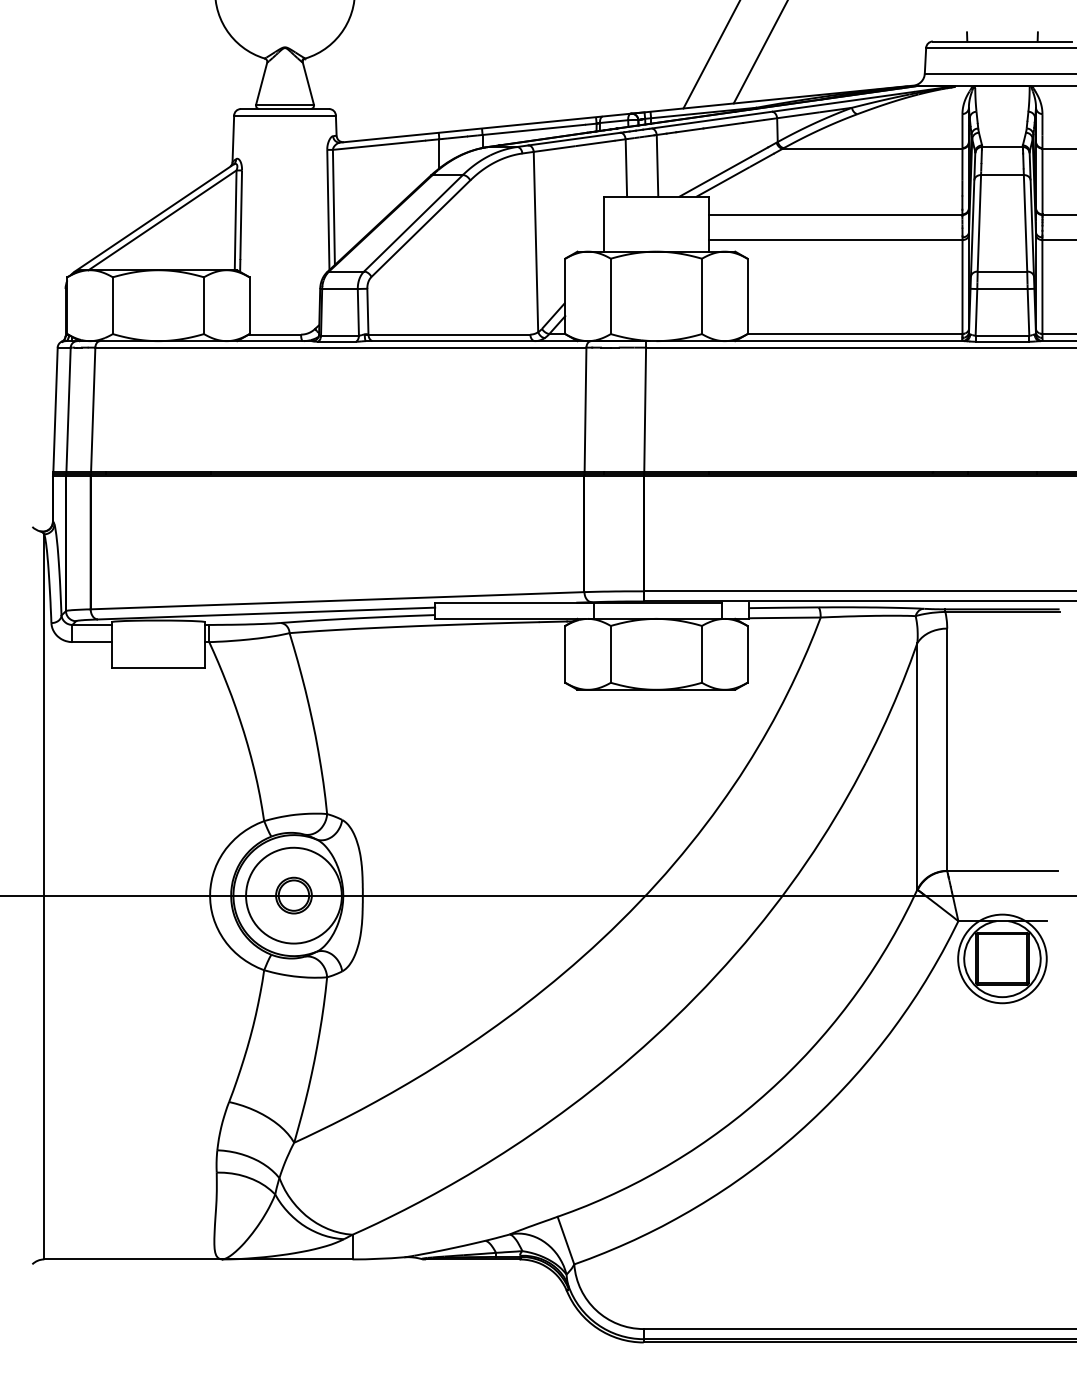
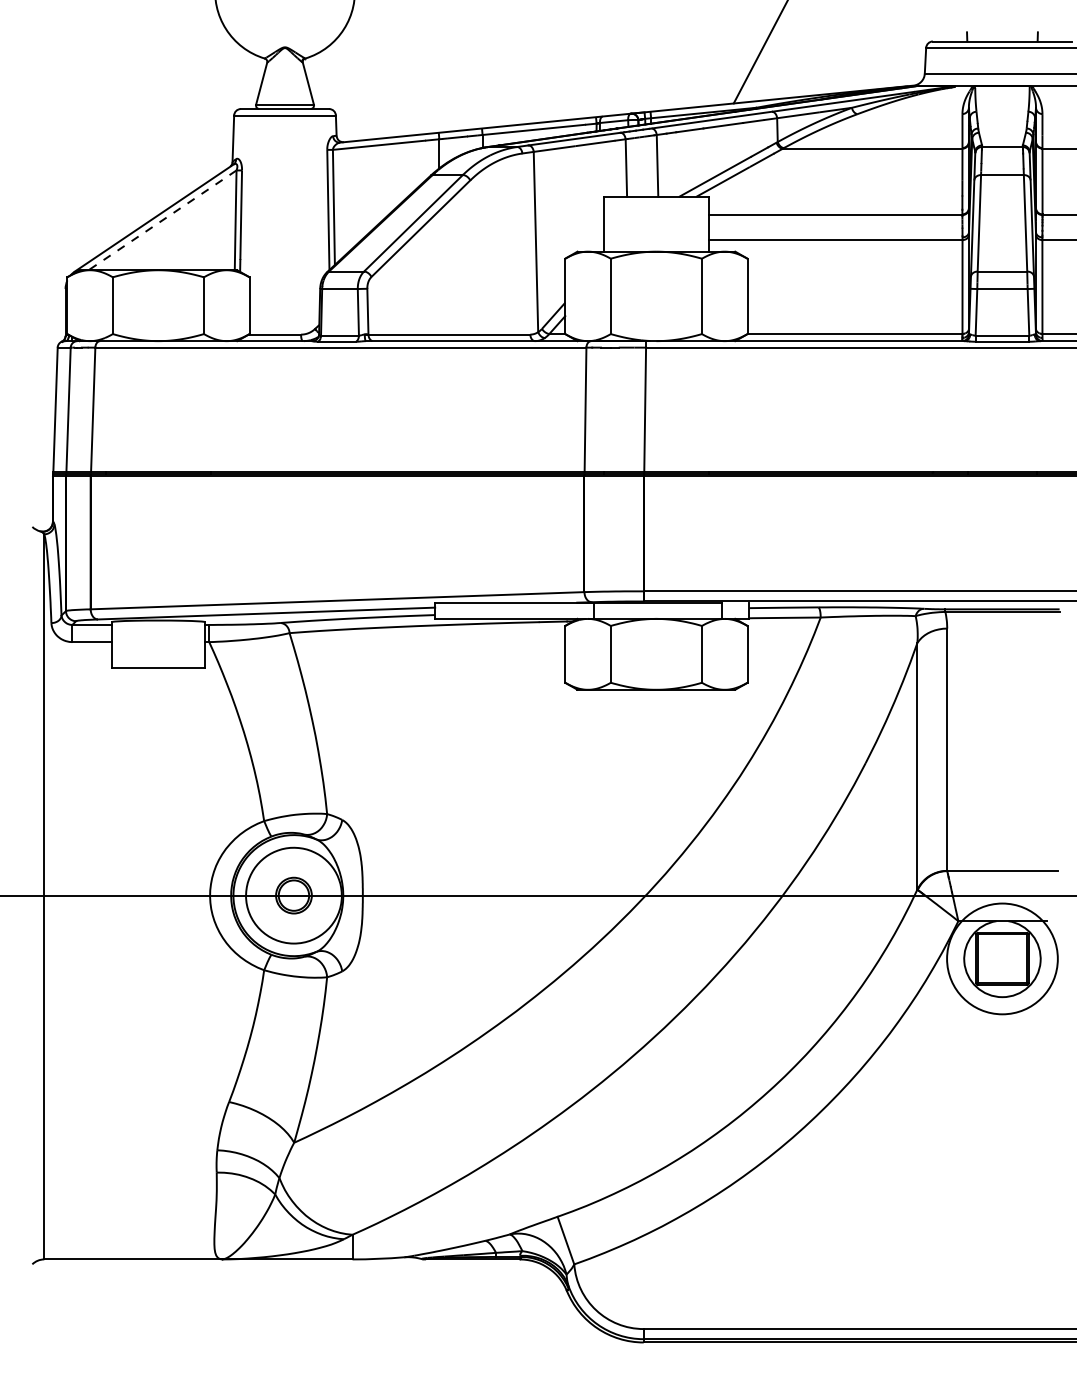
line: present -> none (711, 55)
line: solid -> dashed (162, 220)
circle diameter: 89 px -> 111 px (1002, 958)
